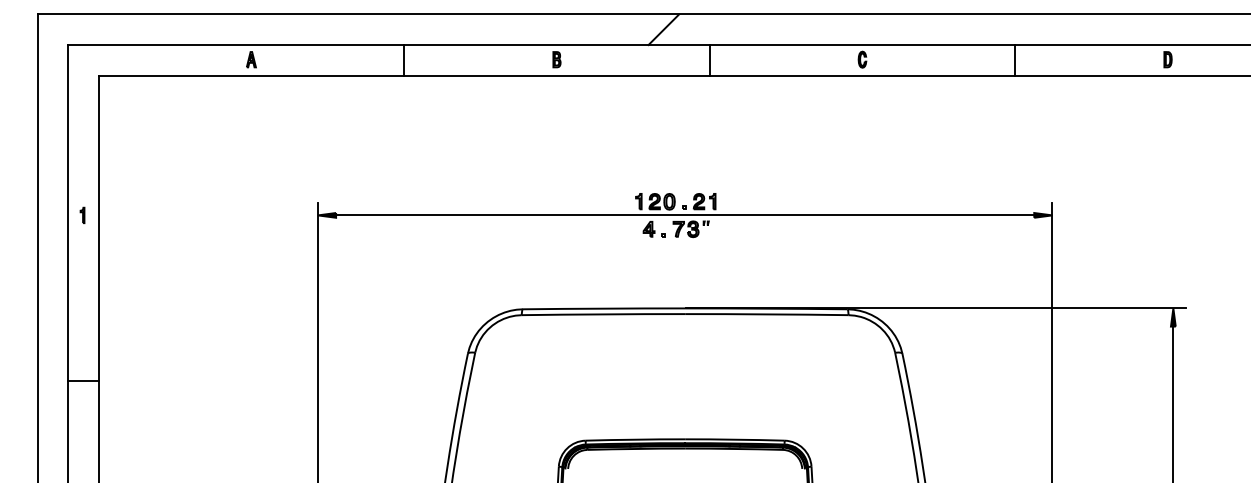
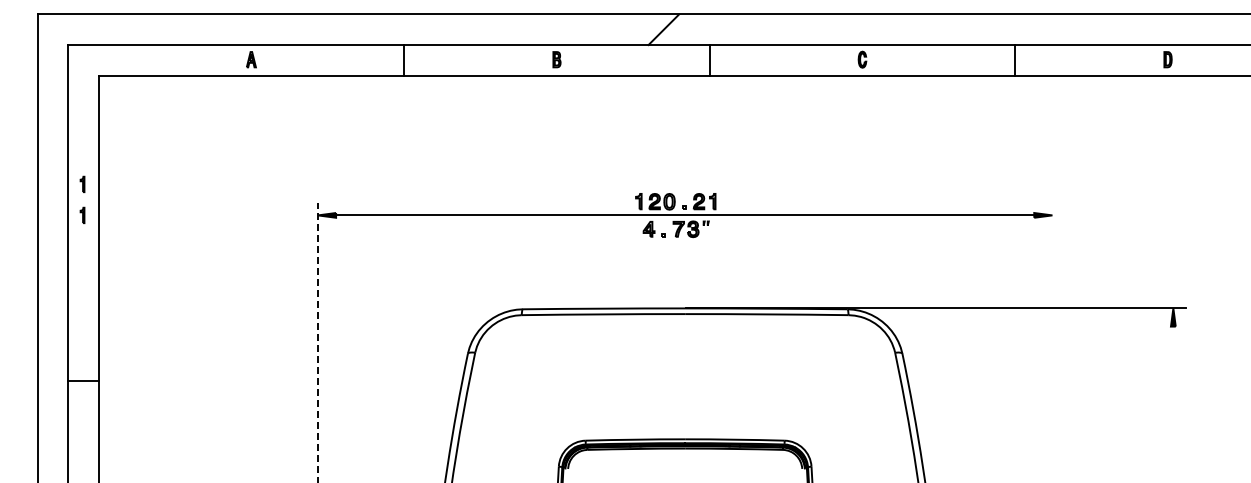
part: none -> present (82, 183)
line: present -> none (1052, 341)
line: solid -> dashed (317, 342)
line: present -> none (1173, 402)
